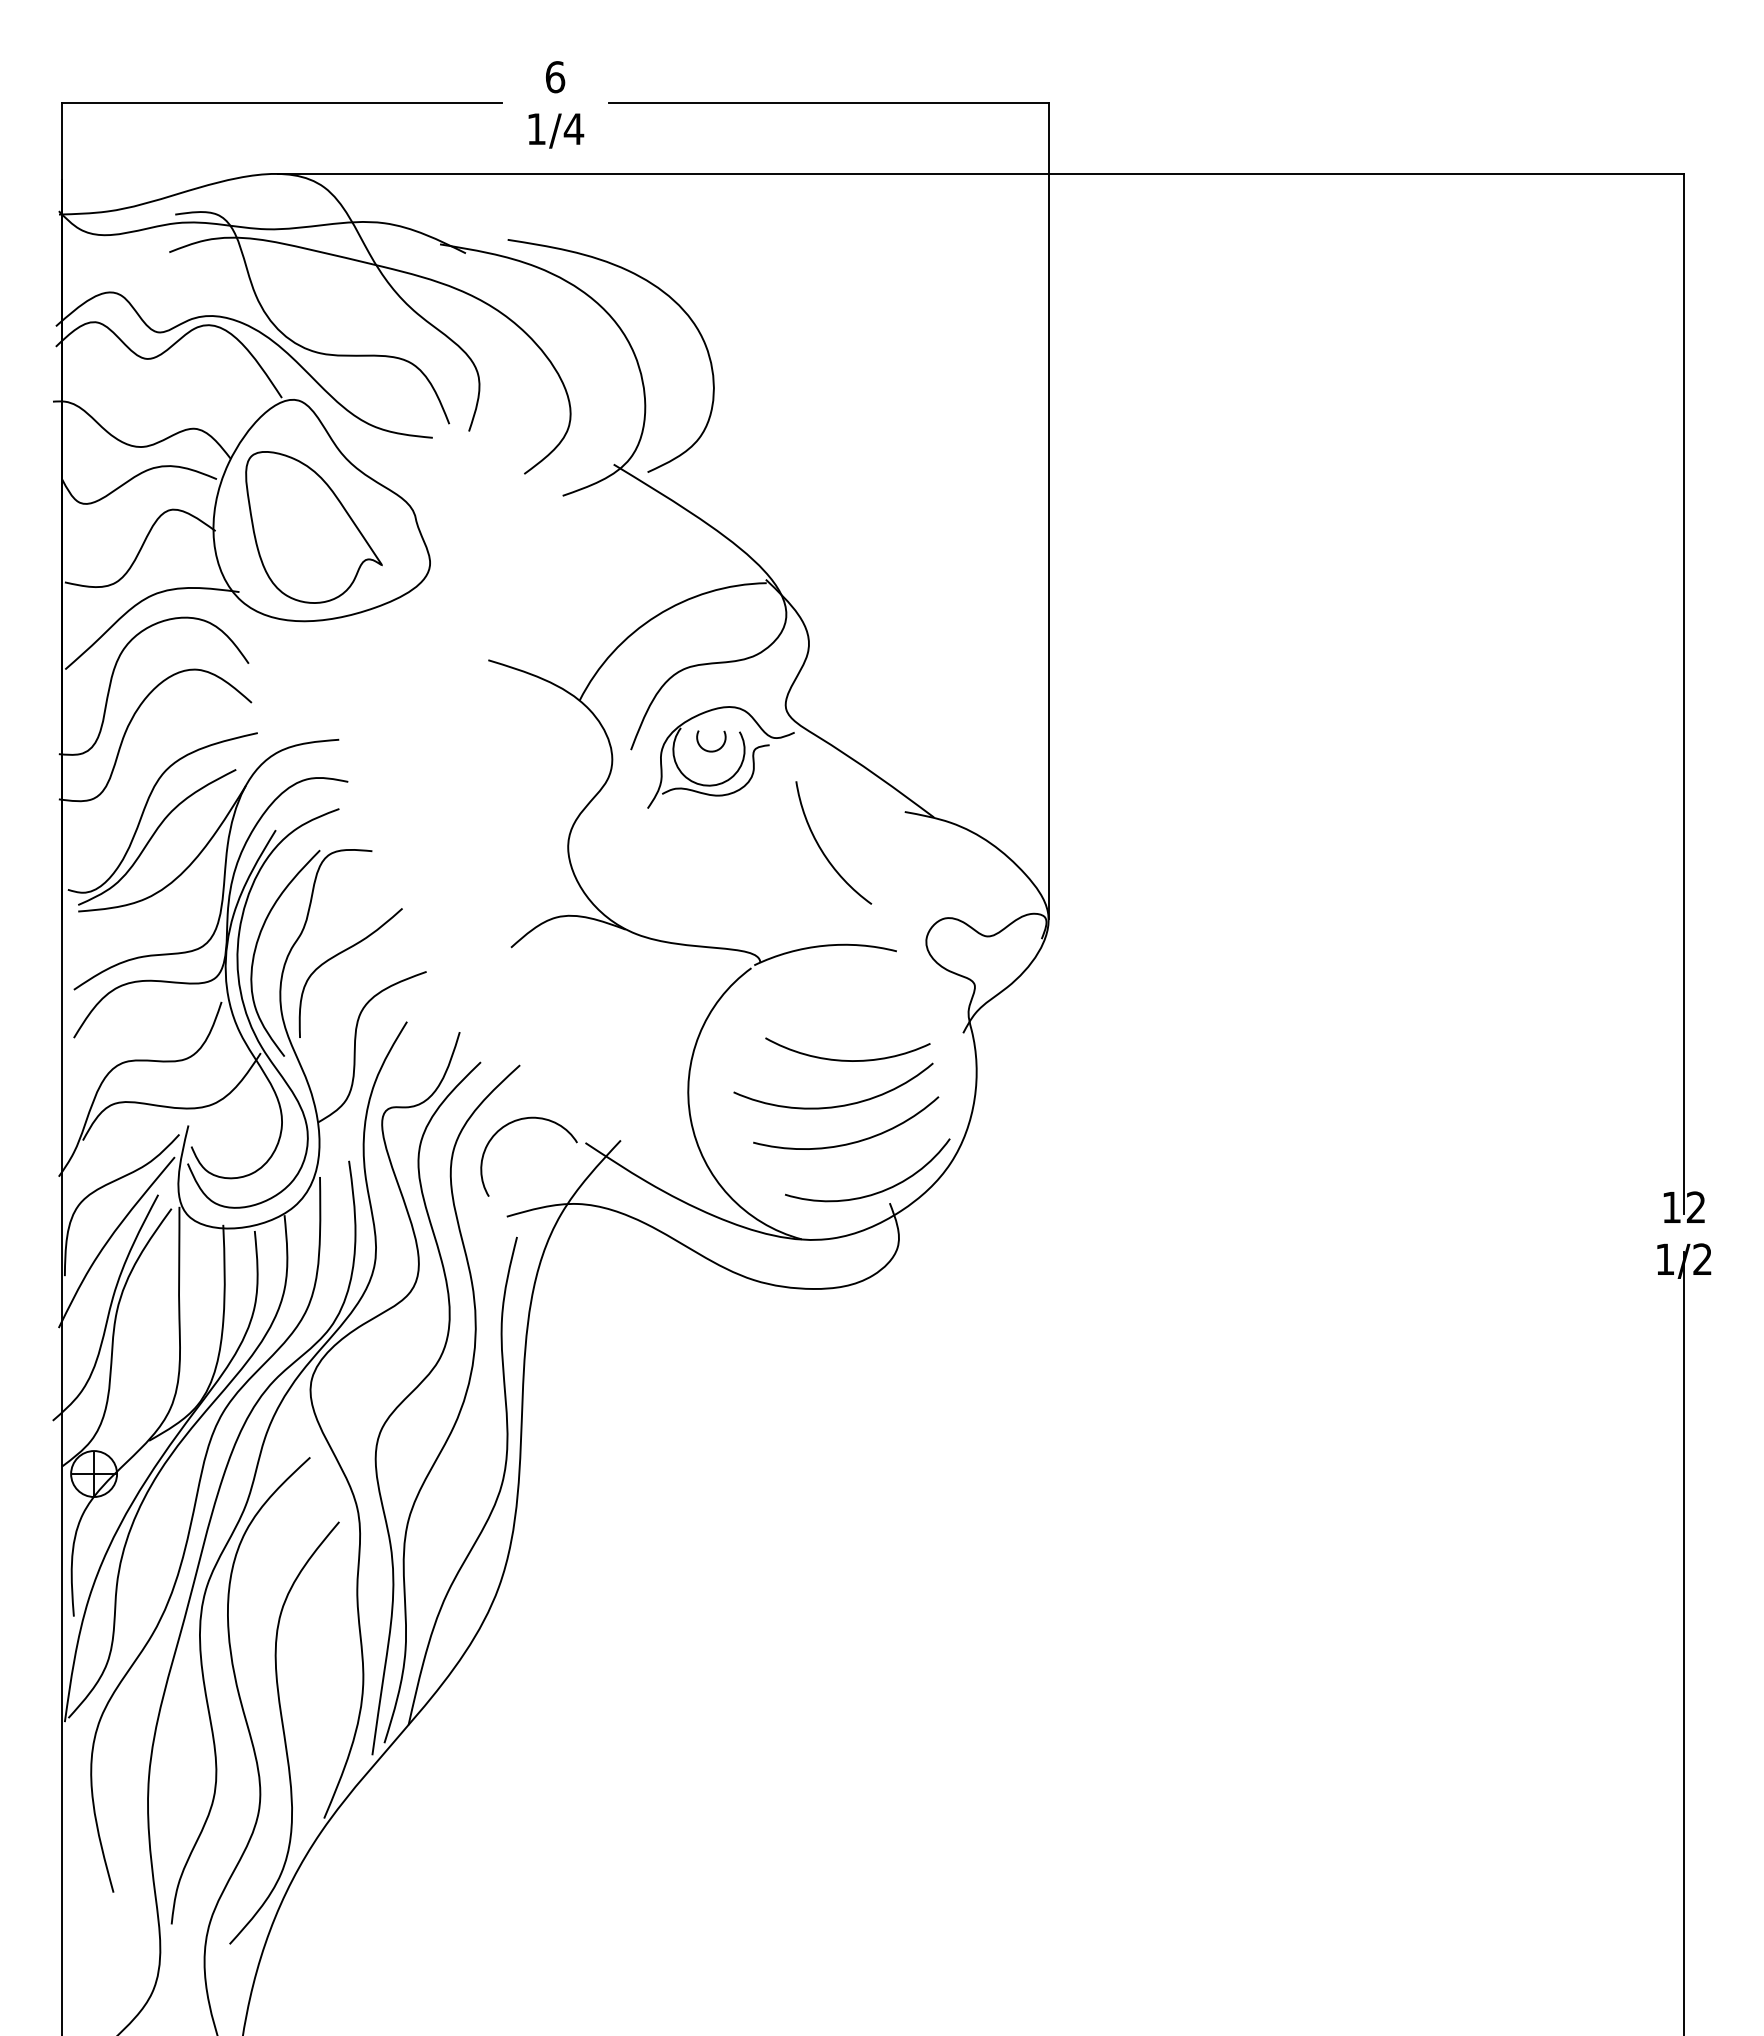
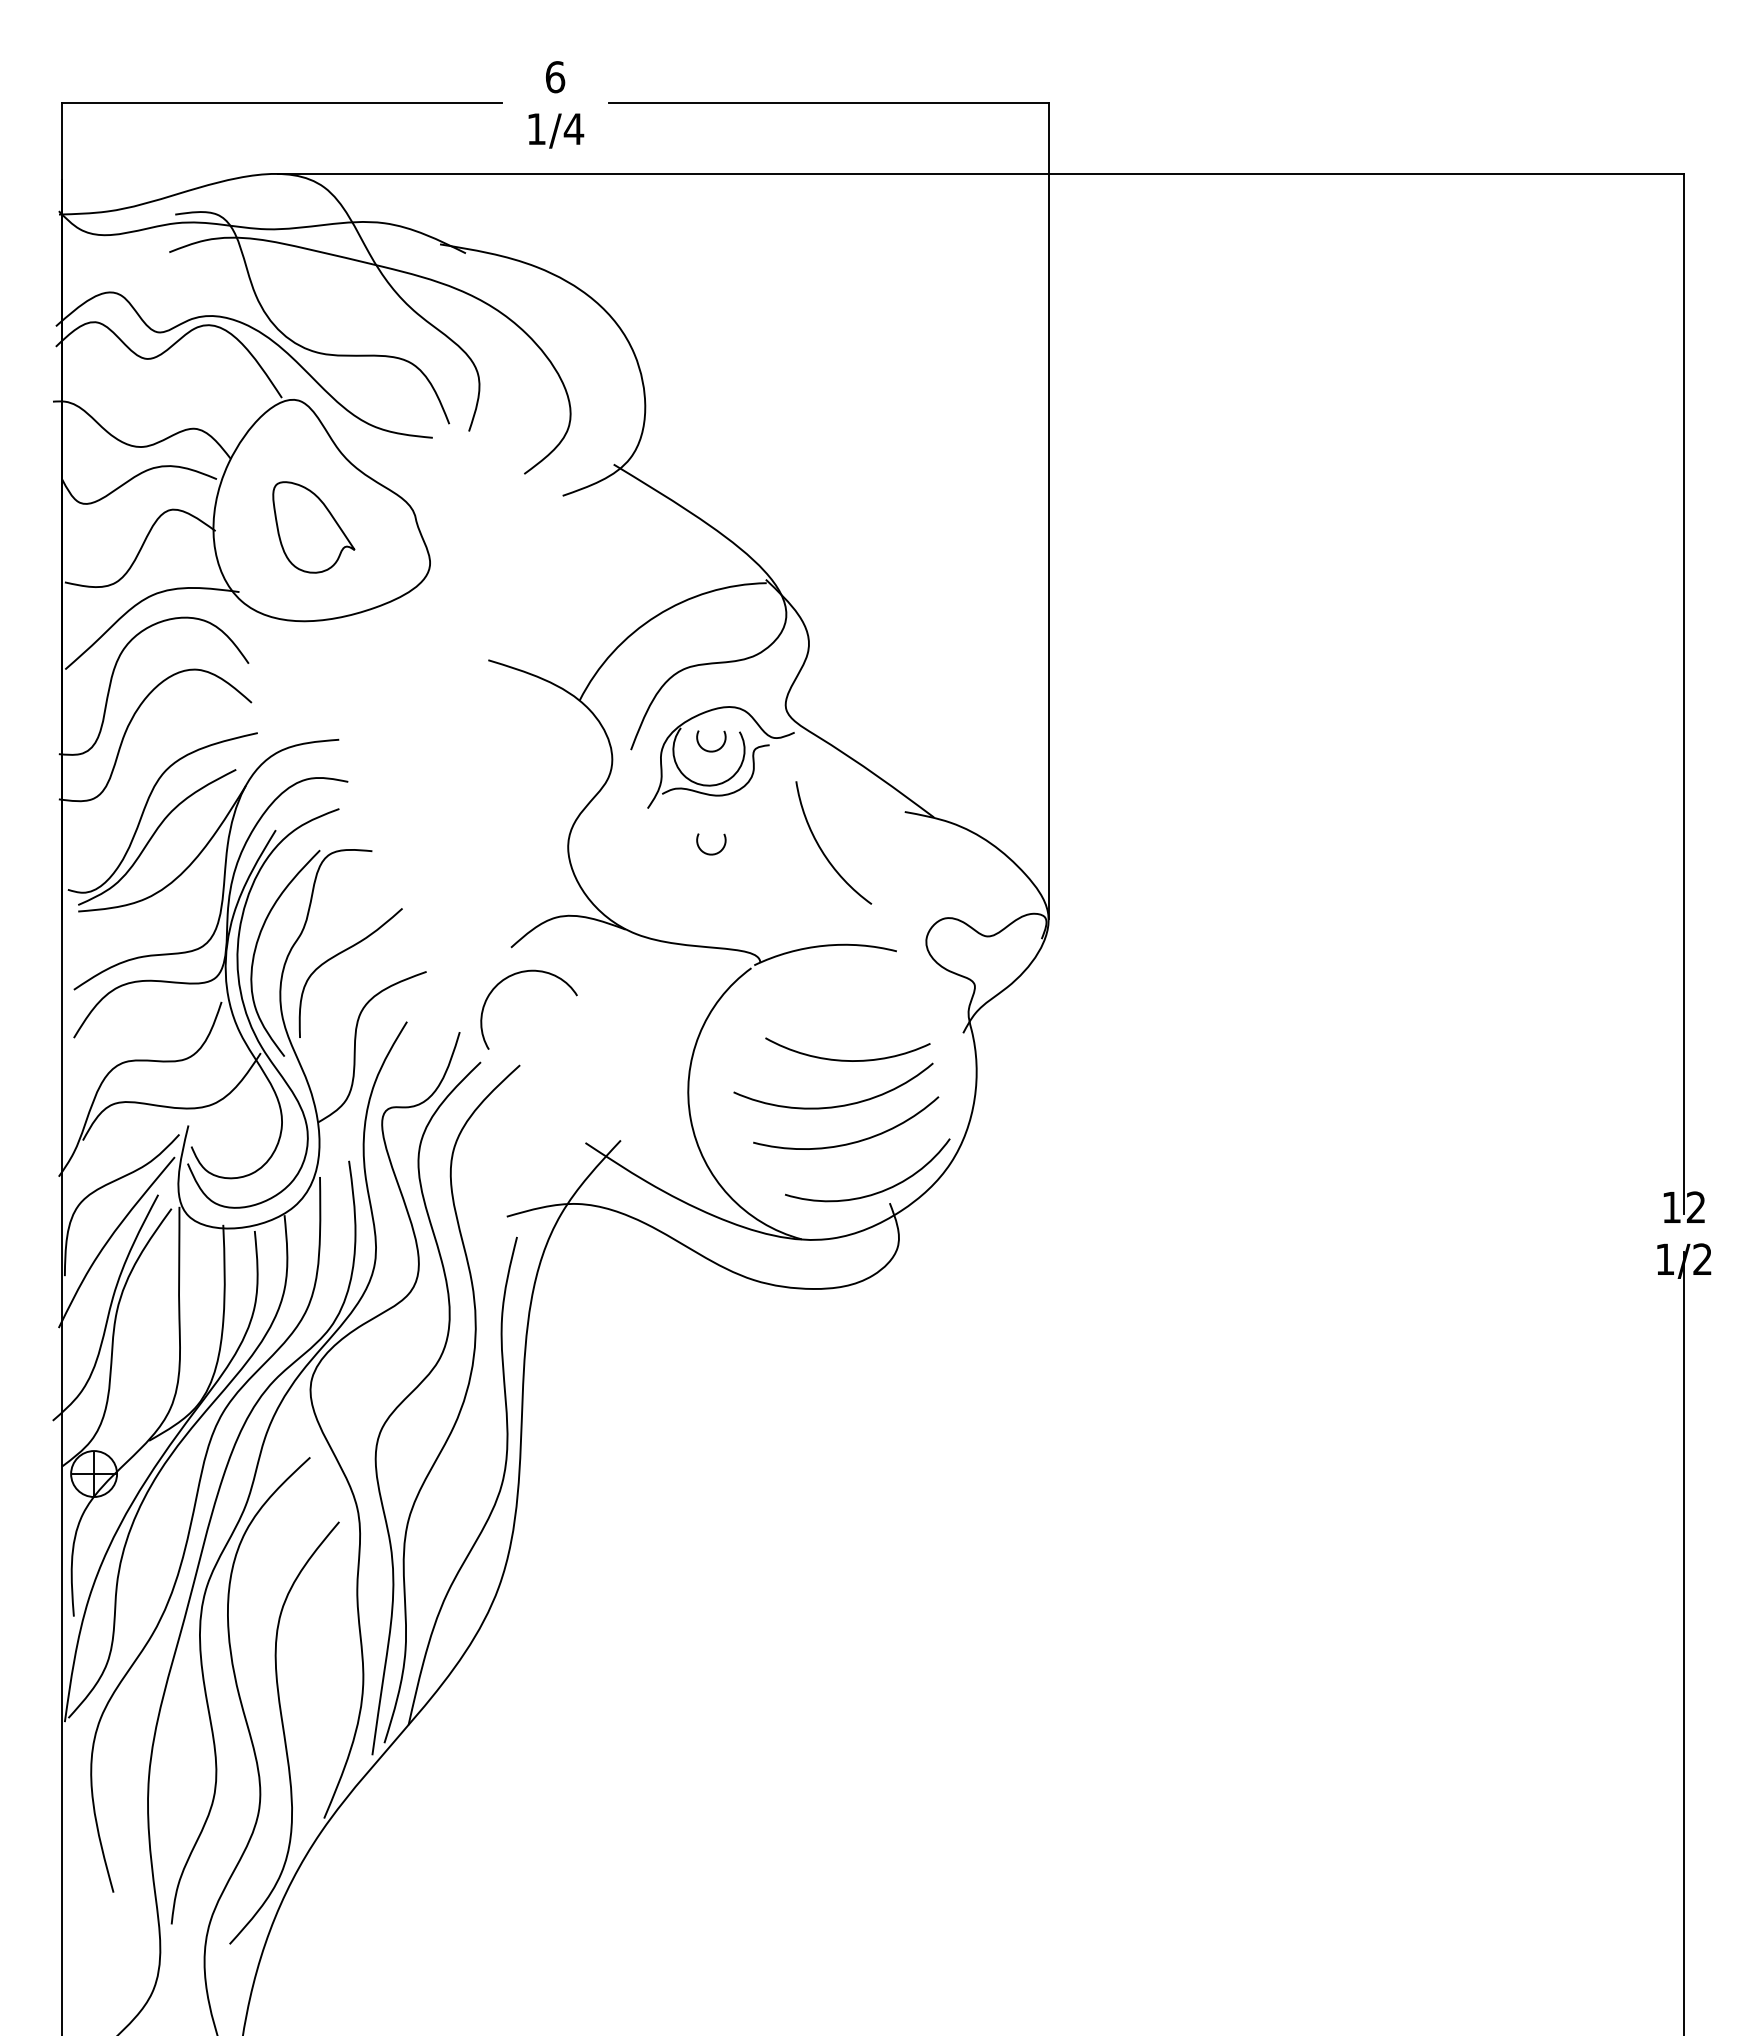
curve: present -> none (659, 290)
part size: 138x153 px -> 84x93 px (313, 527)
arc: none -> present (711, 853)
arc position: (517, 1121) -> (517, 974) (517, 974)
